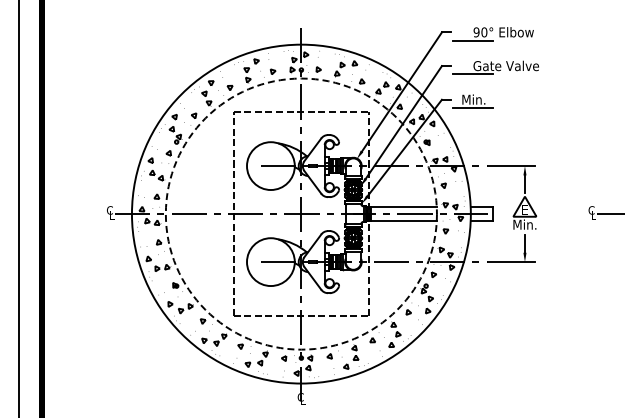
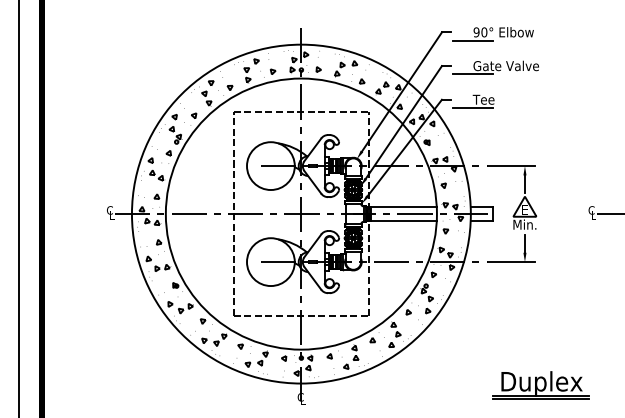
text: Min. -> Tee (478, 99)
circle: dashed -> solid (300, 213)
part: none -> present (540, 385)
